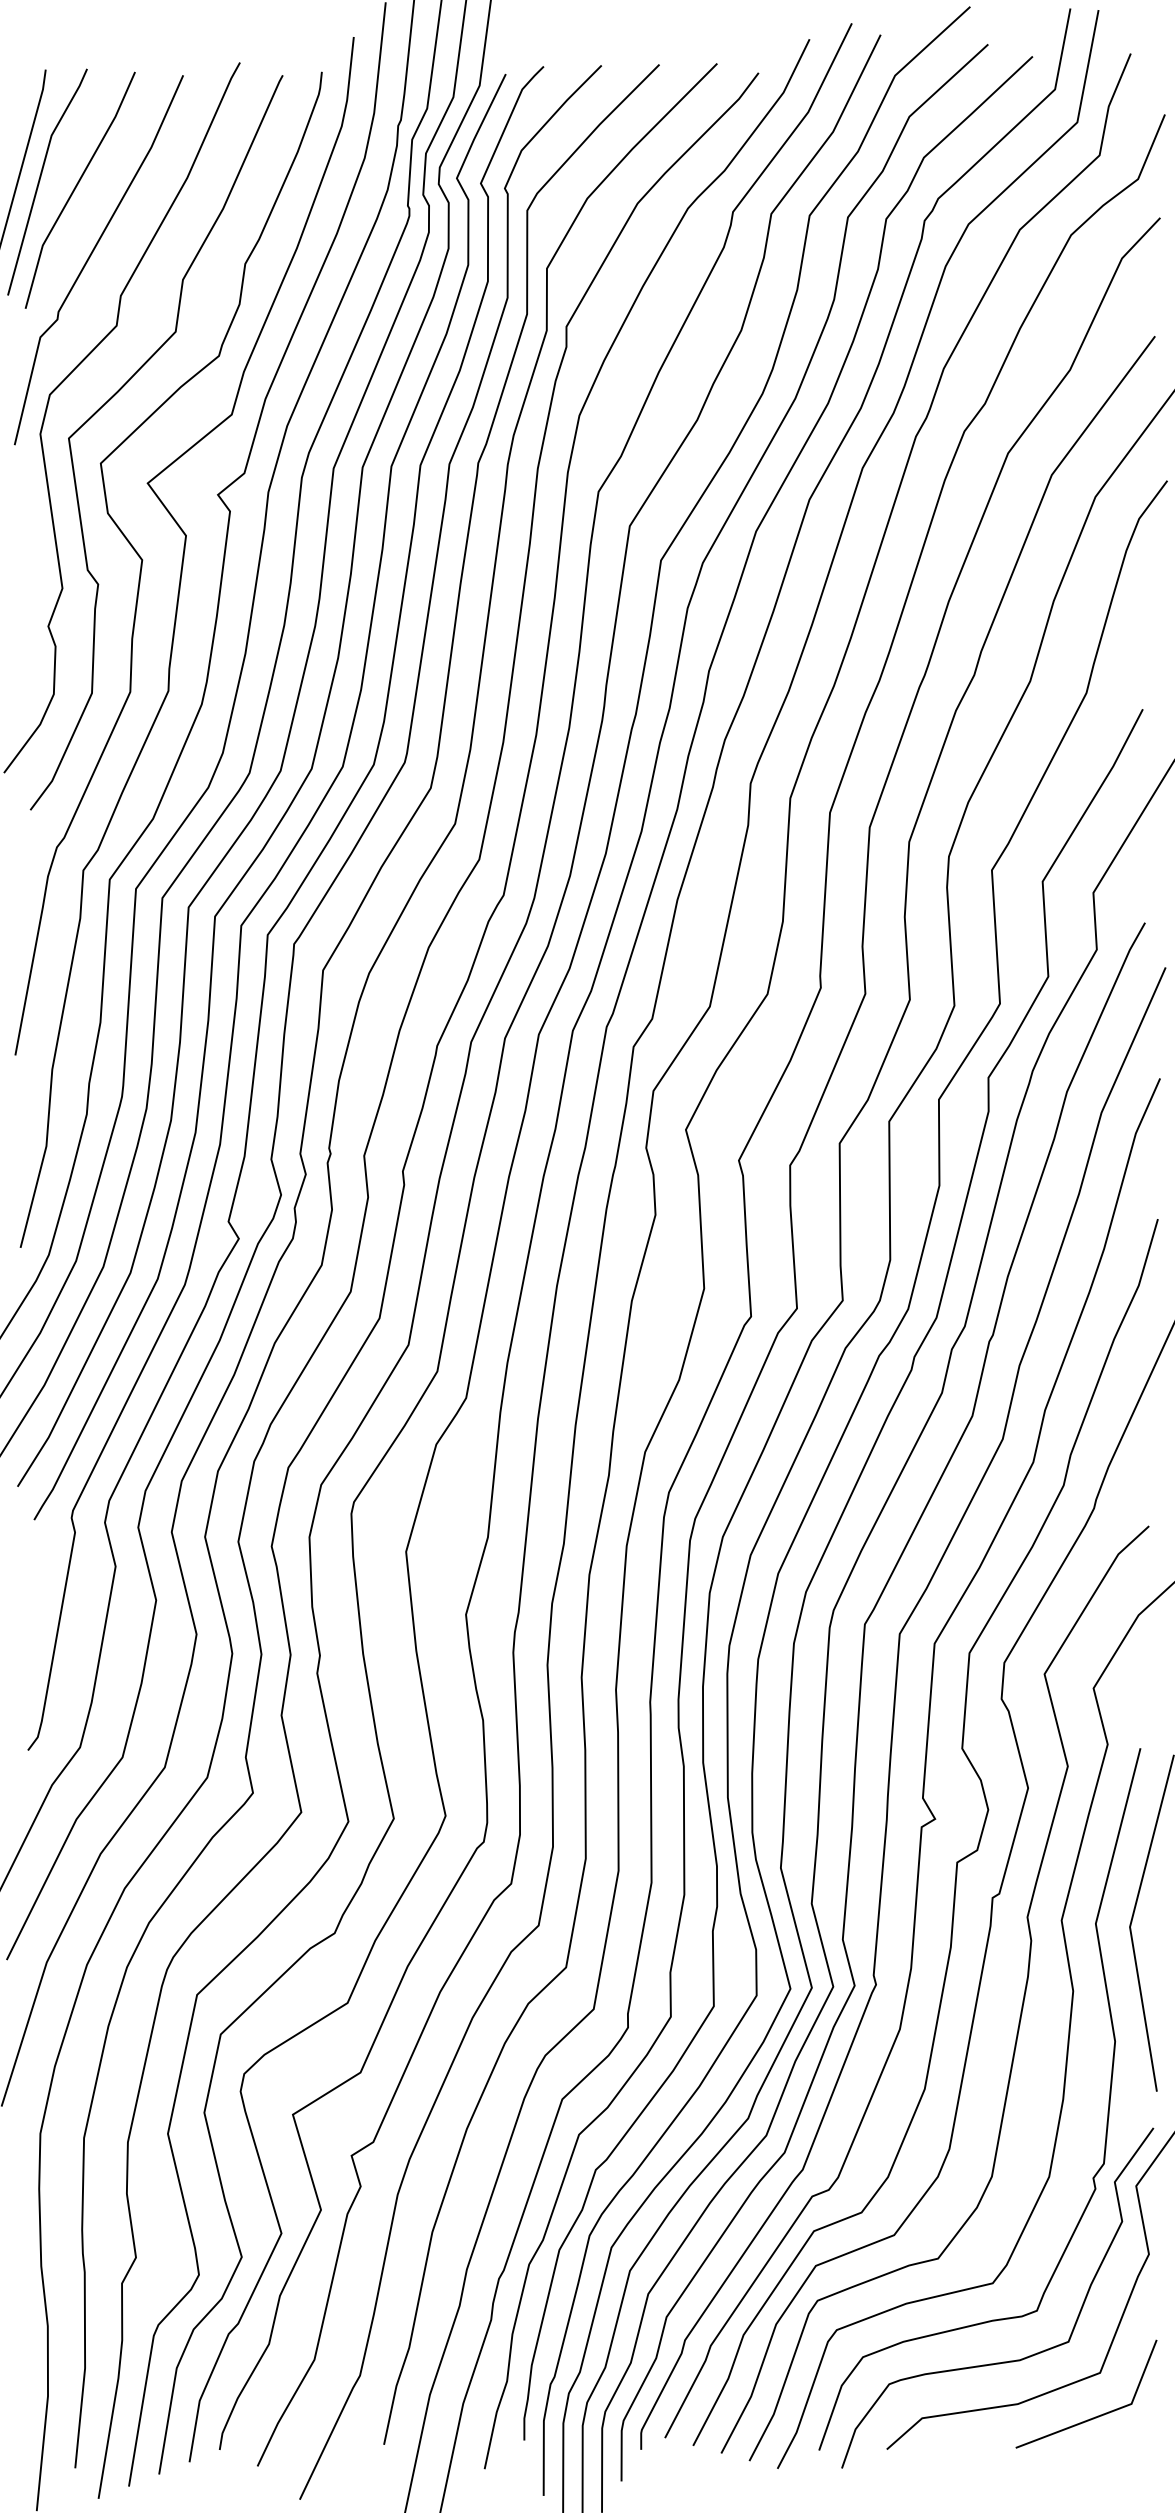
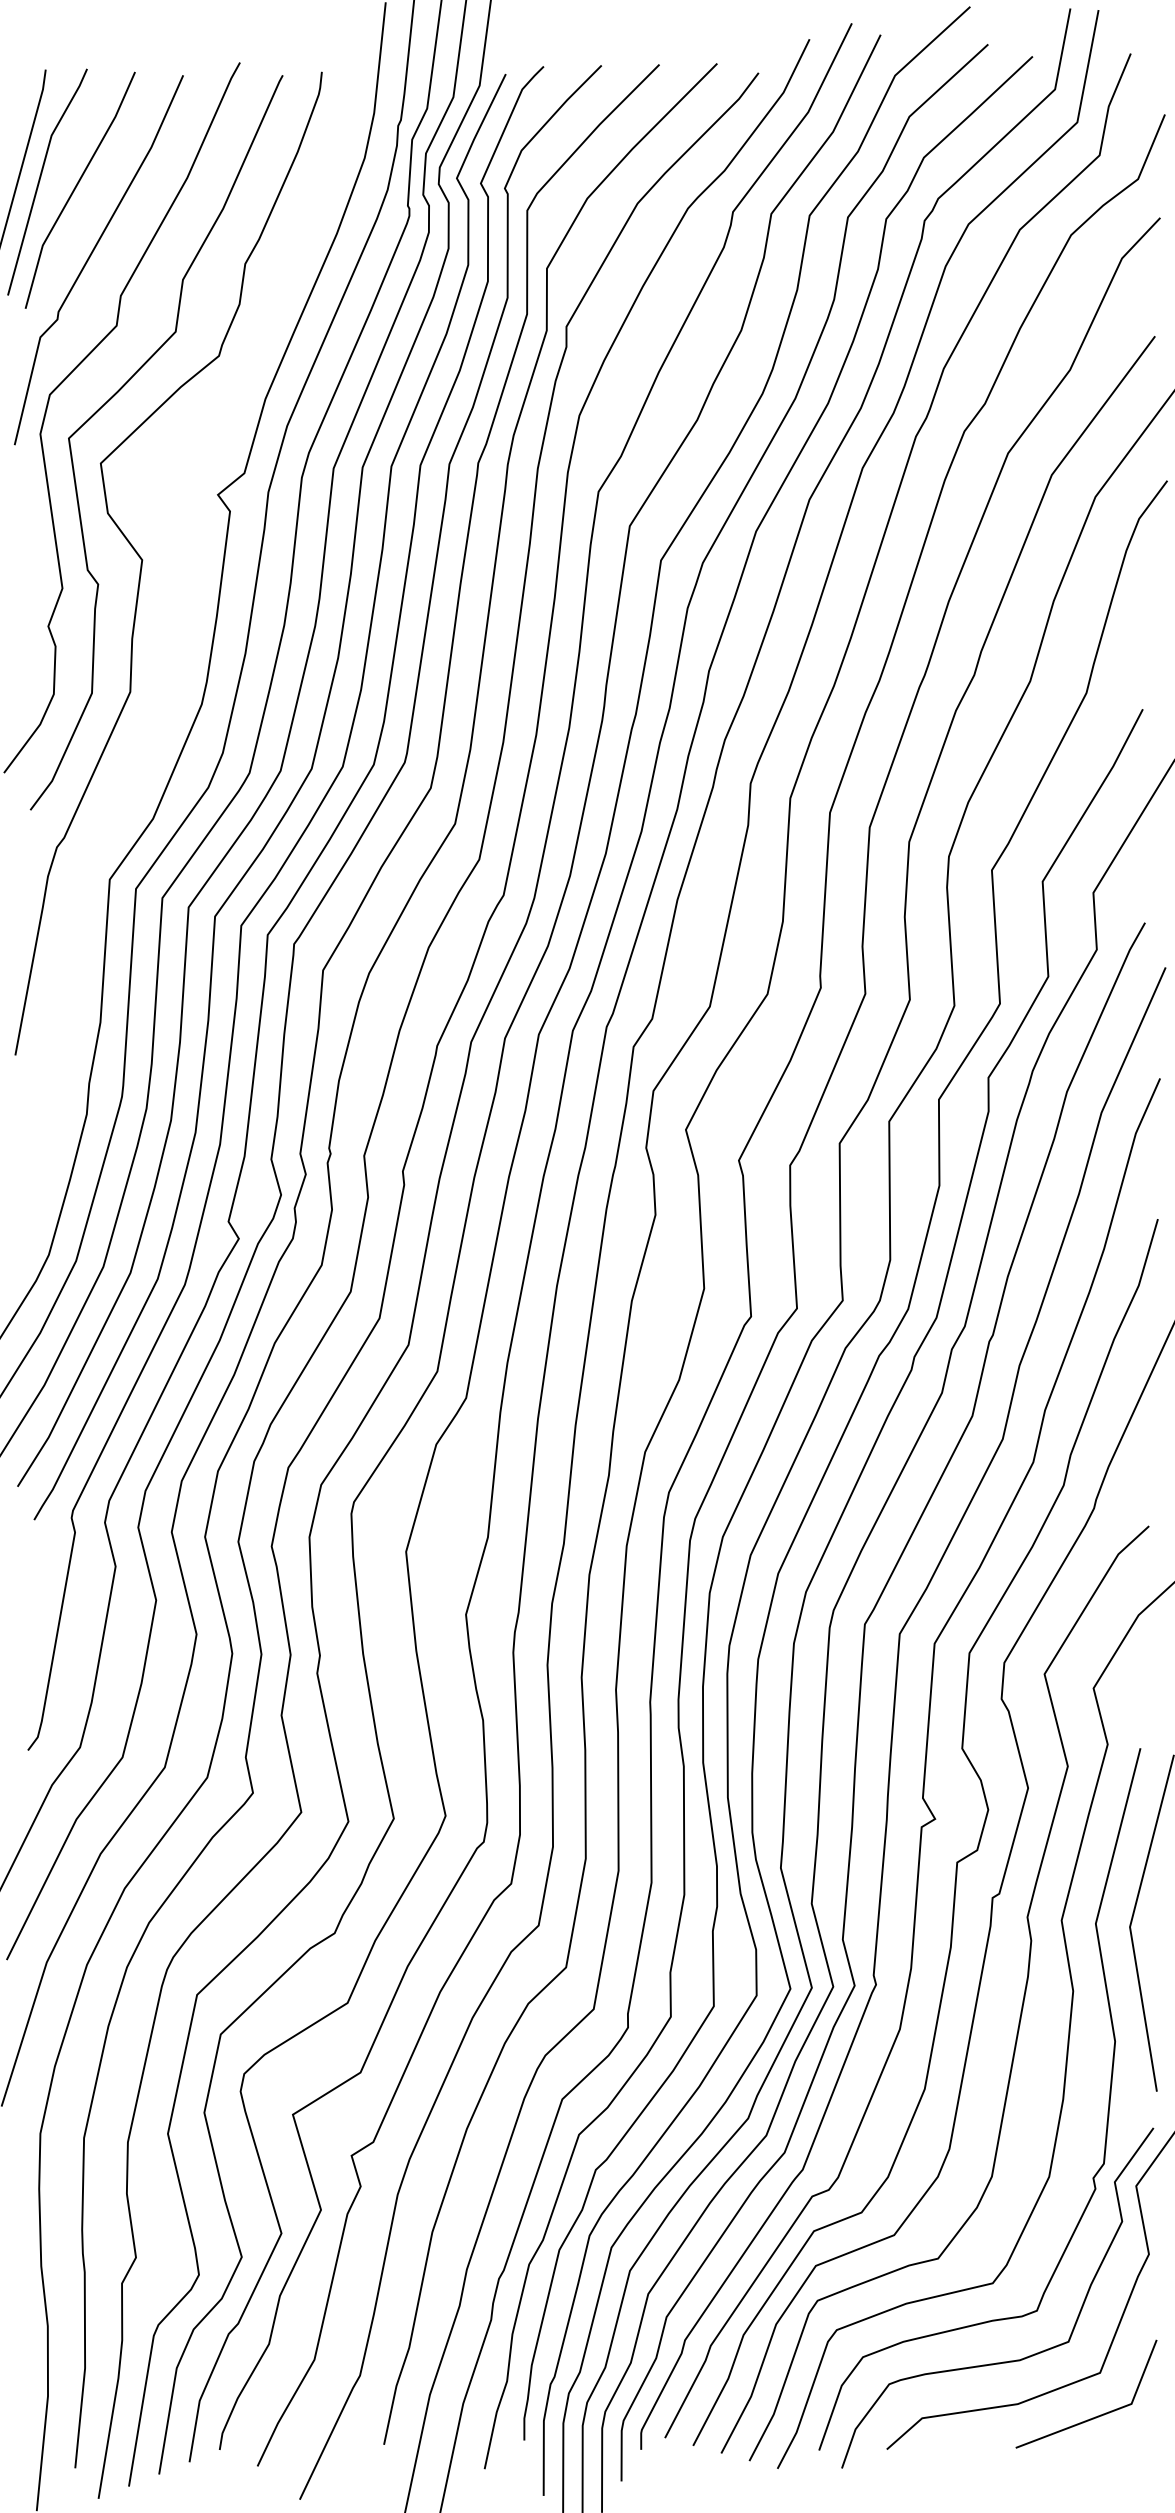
curve: present -> none (174, 638)
